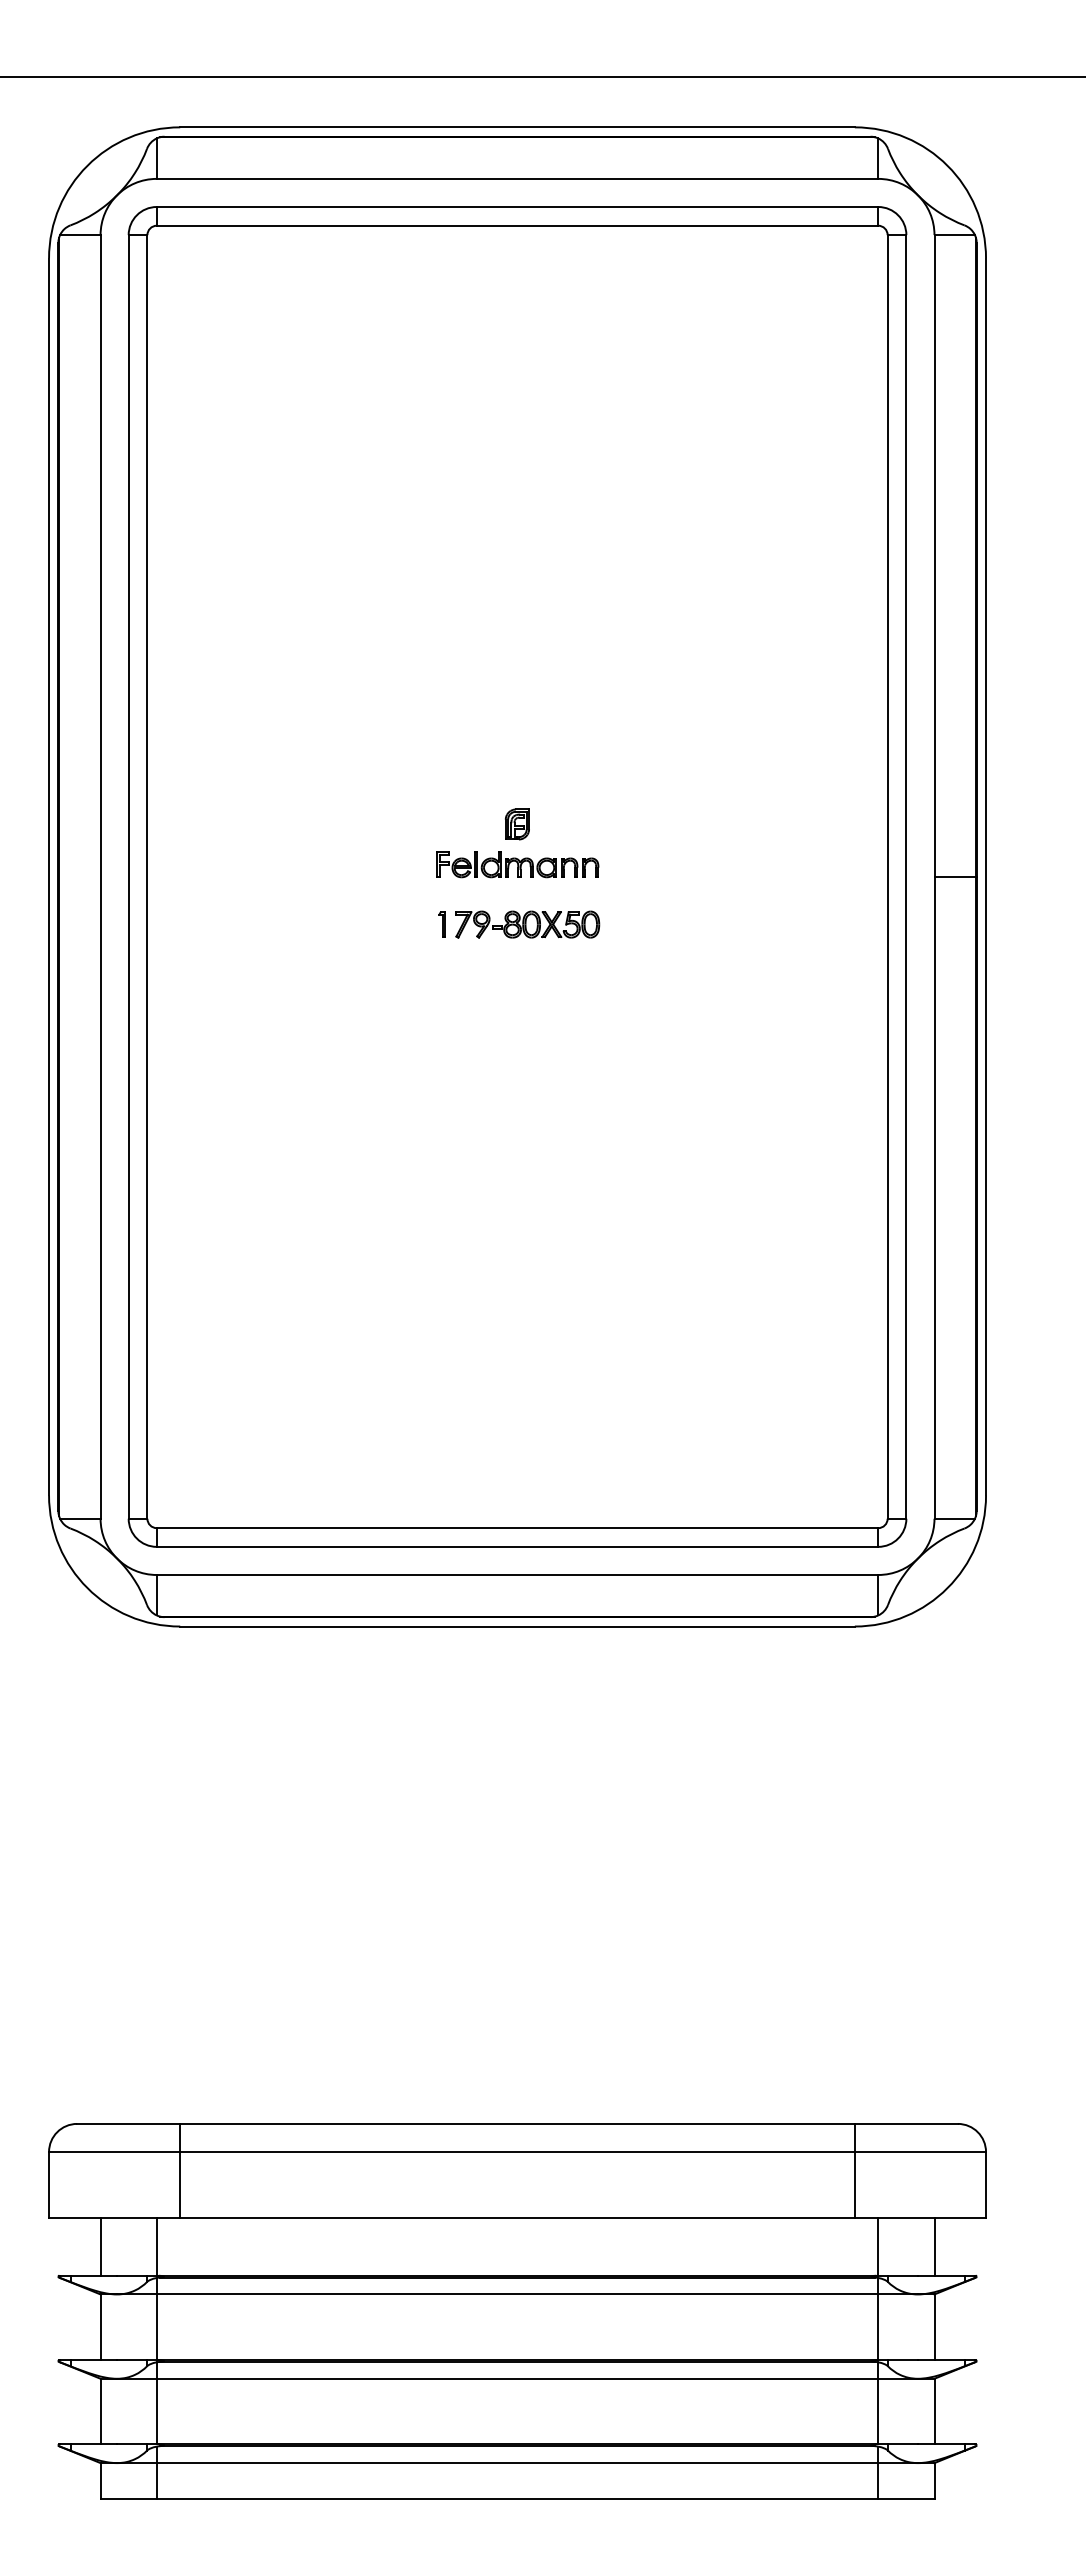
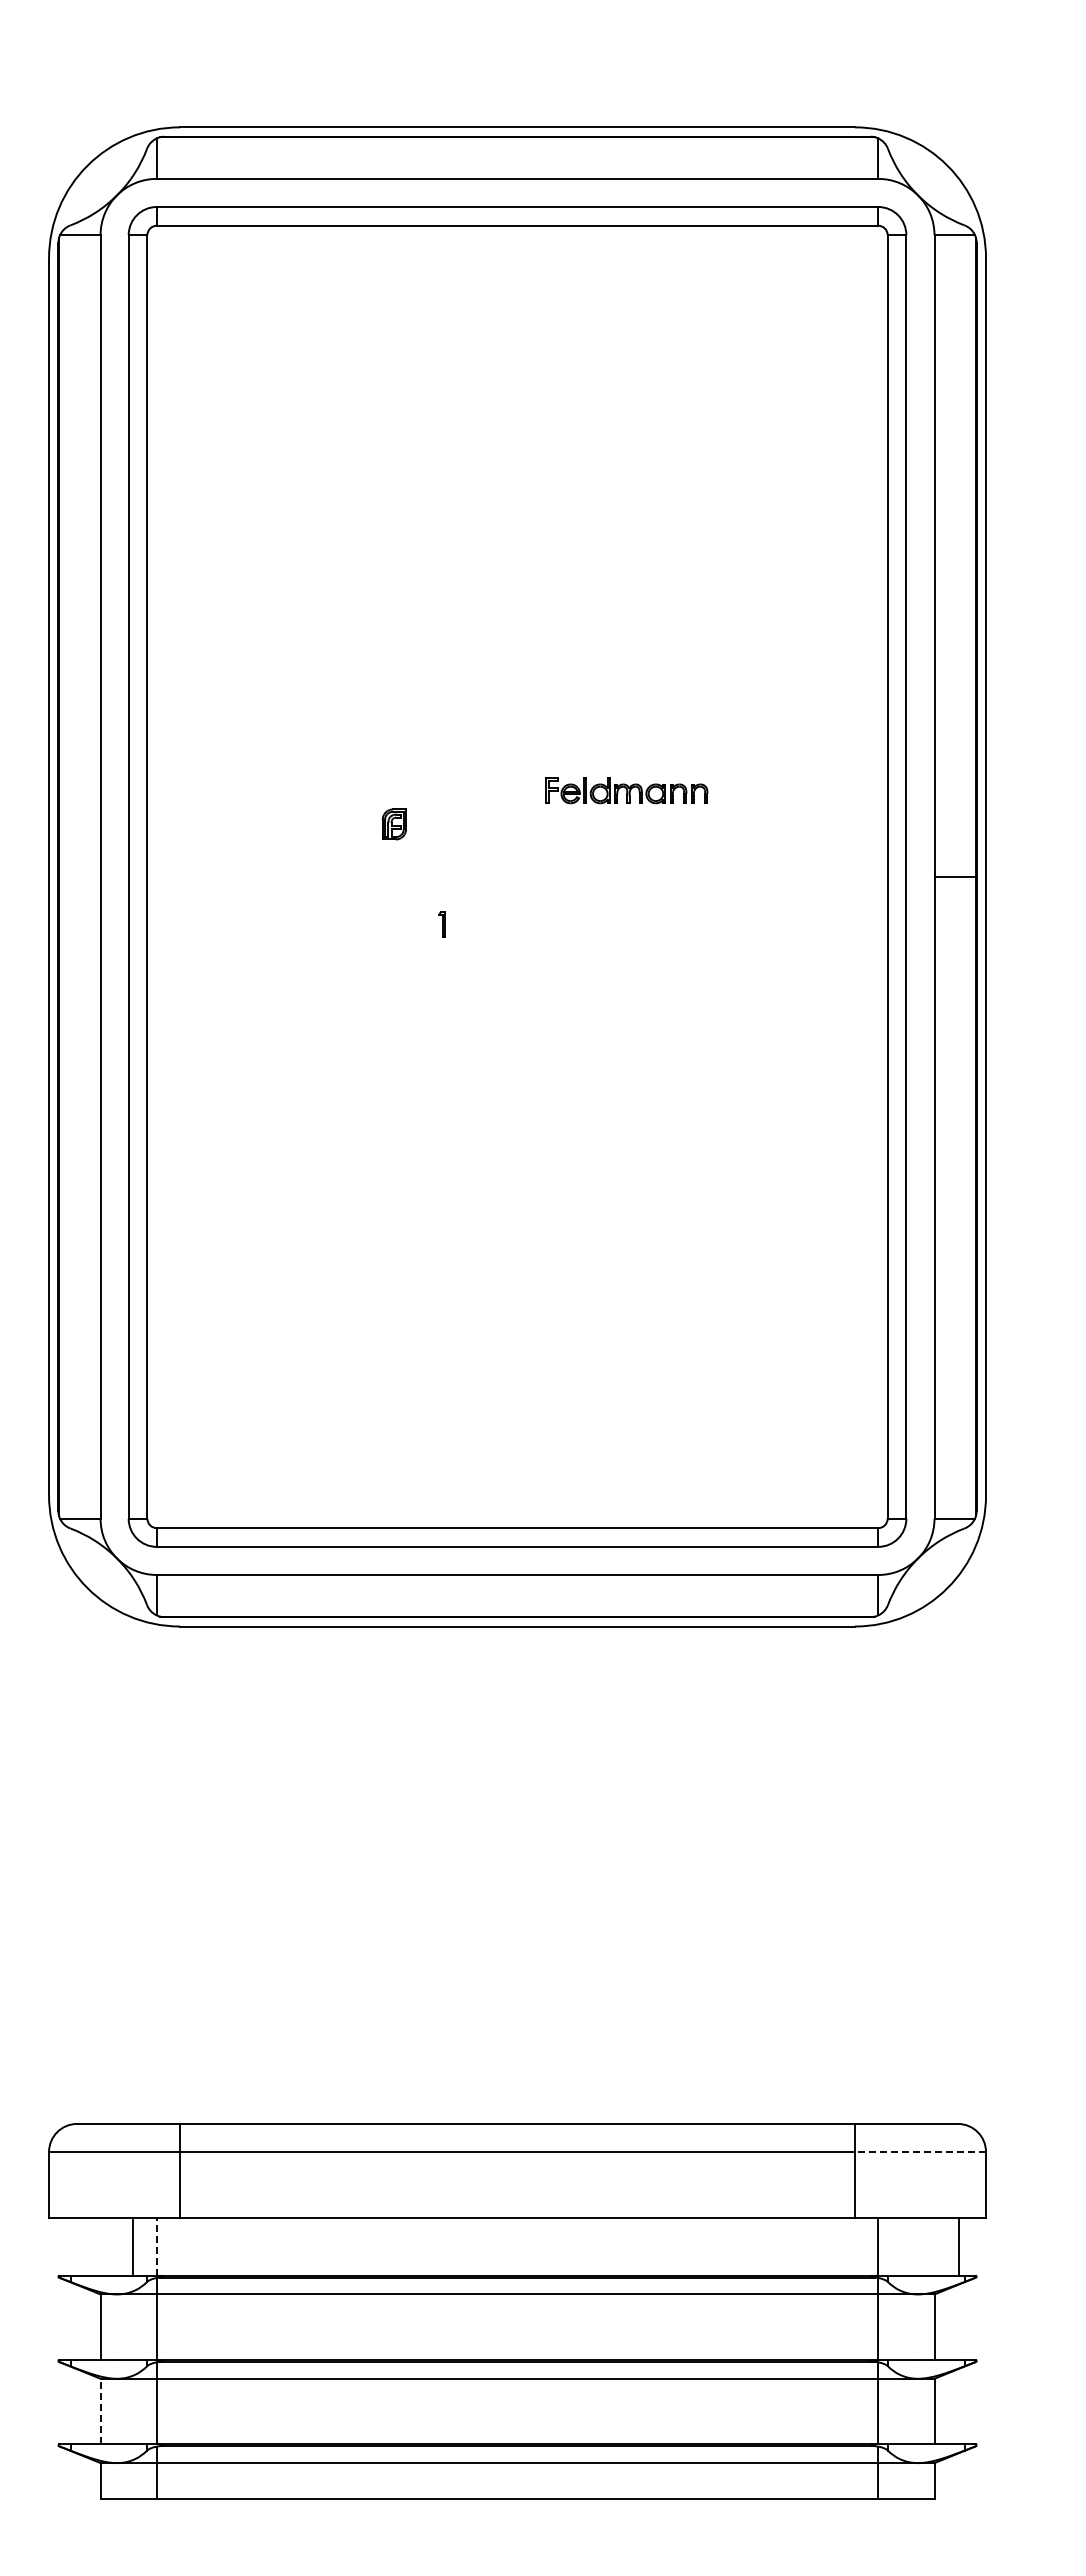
line: present -> none (542, 77)
part position: (517, 824) -> (394, 824) (394, 824)
part position: (517, 864) -> (626, 790) (626, 790)
part: present -> none (527, 924)
line: solid -> dashed (920, 2152)
line position: (100, 2246) -> (132, 2246) (132, 2246)
line: solid -> dashed (156, 2246)
line position: (934, 2246) -> (958, 2246) (958, 2246)
line: solid -> dashed (100, 2411)
